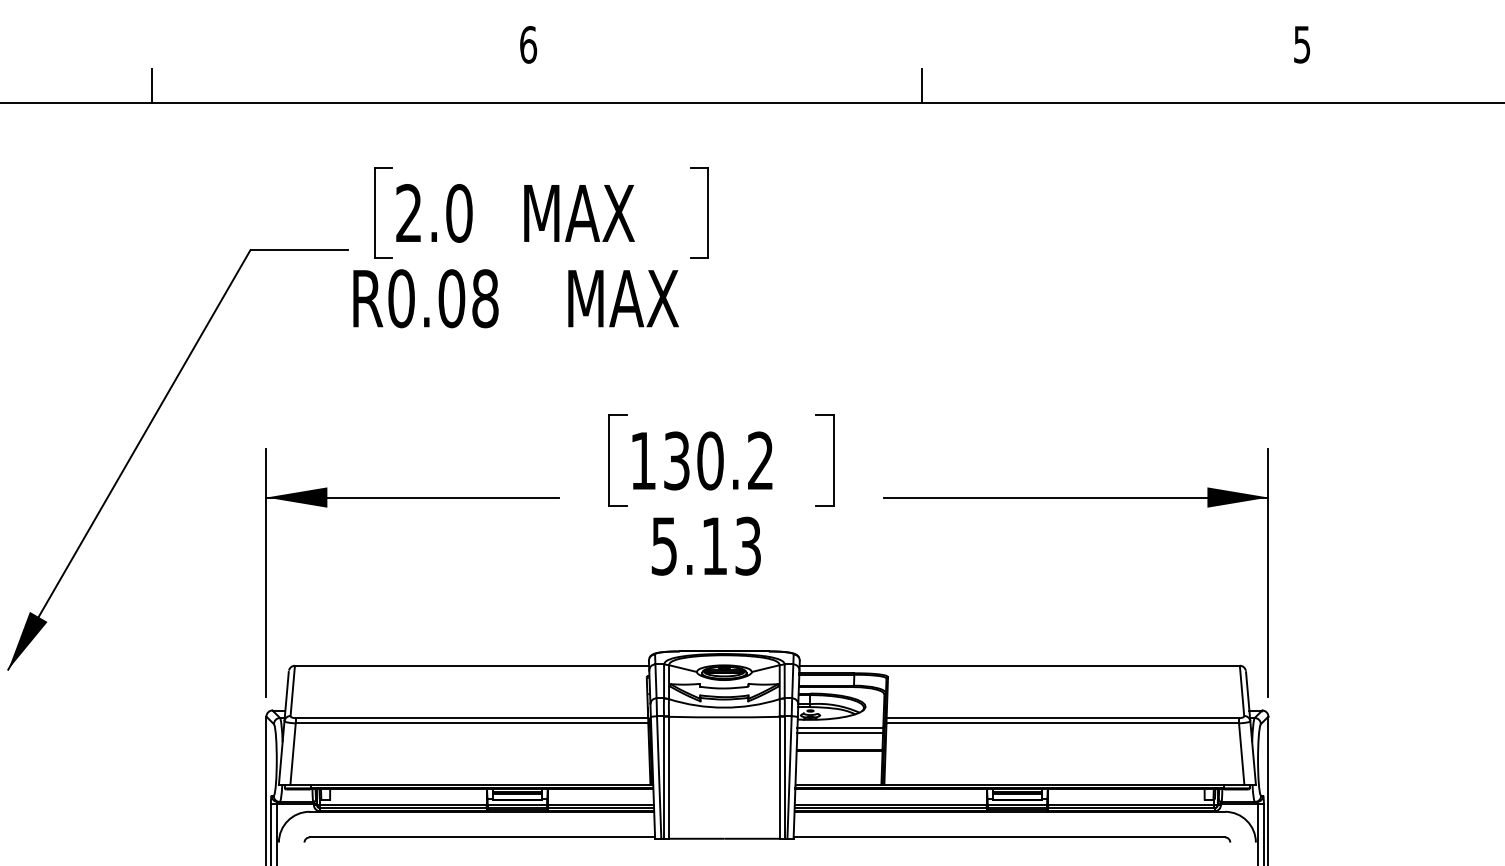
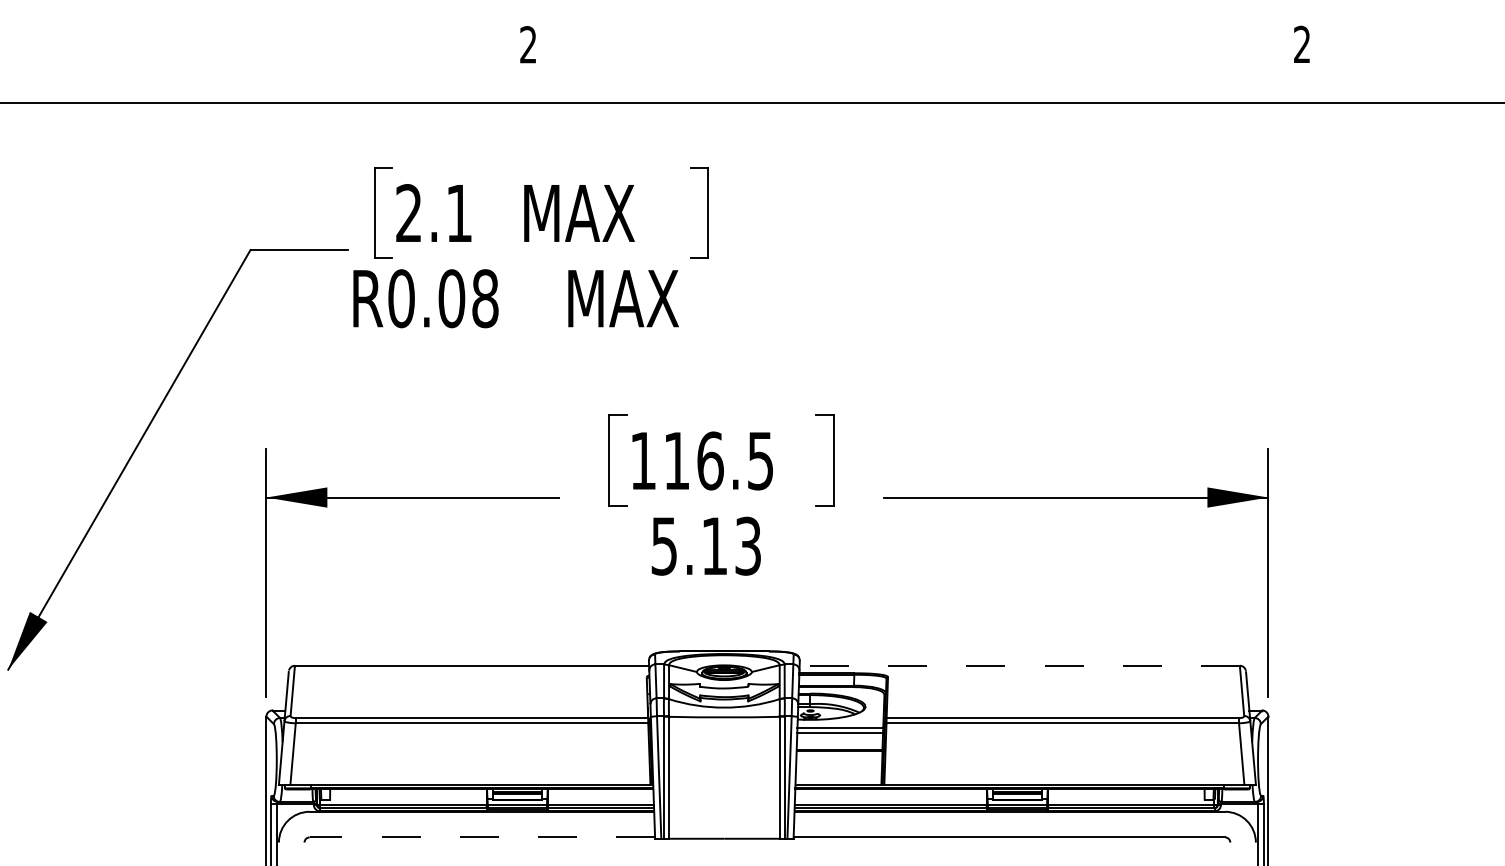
text: 6 -> 2 (528, 44)
text: 5 -> 2 (1302, 44)
line: present -> none (152, 85)
line: present -> none (921, 85)
text: 2.0 -> 2.1 (459, 213)
text: 130.2 -> 116.5 (718, 460)
line: solid -> dashed (1019, 665)
line: solid -> dashed (482, 837)
